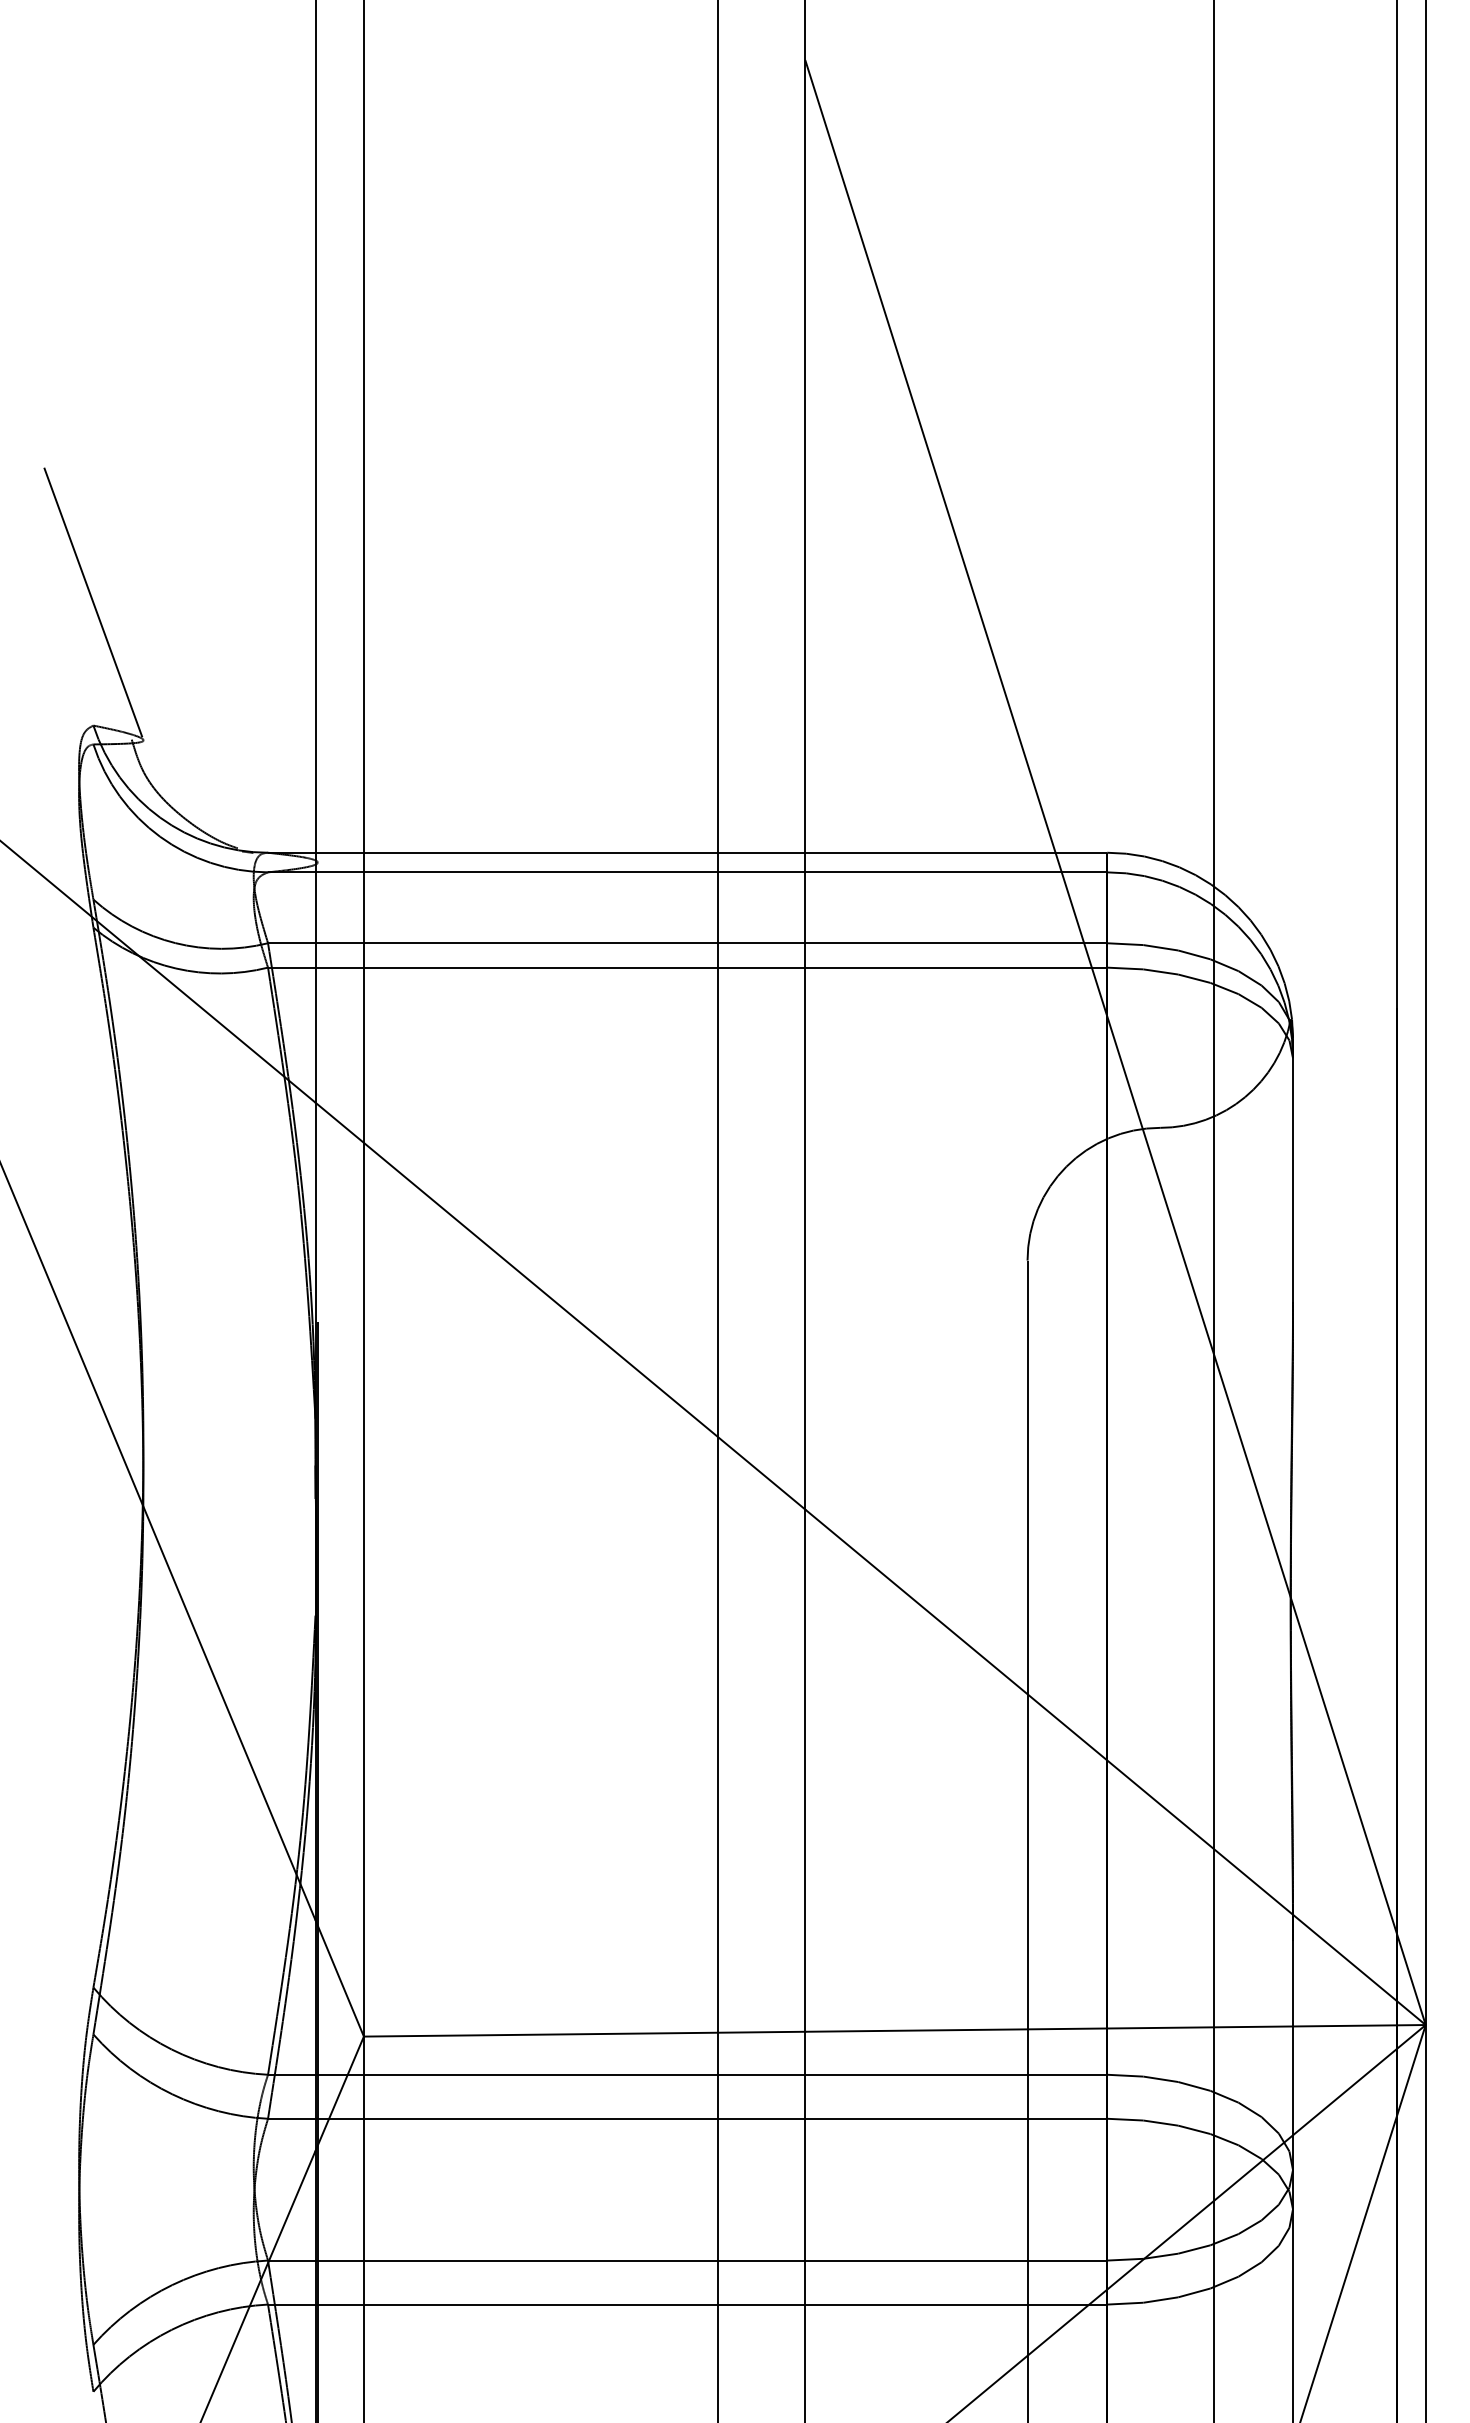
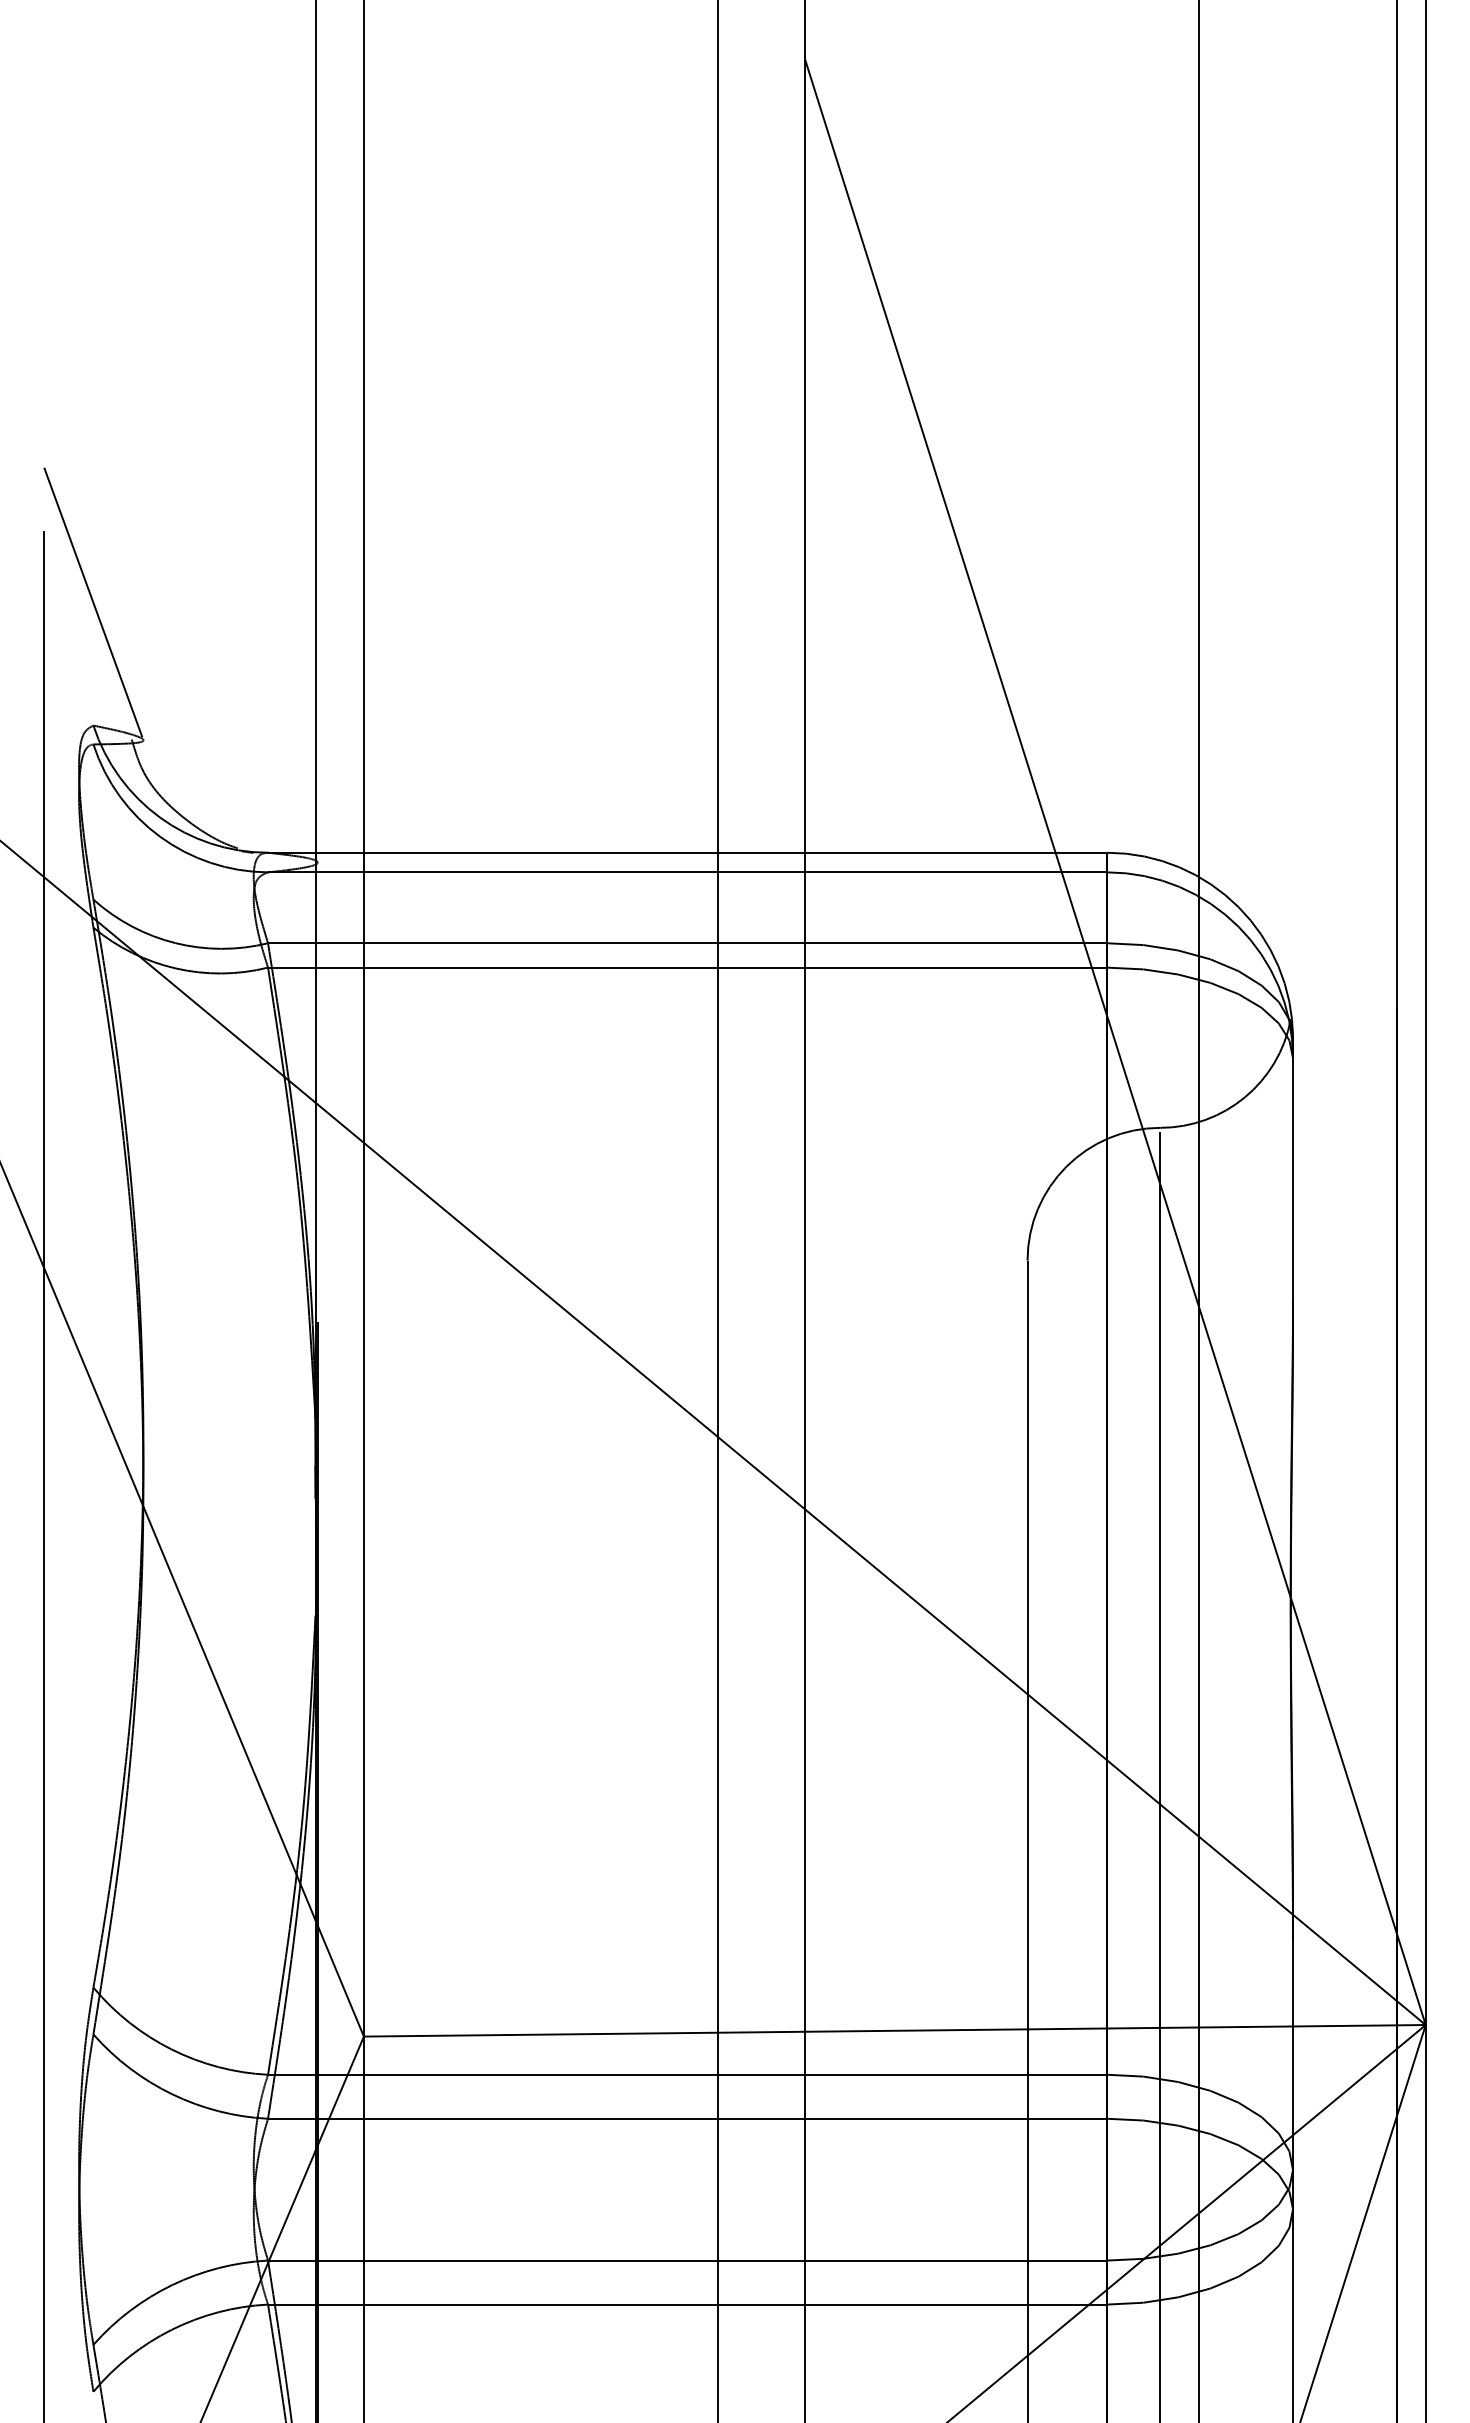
line position: (1213, 1210) -> (1198, 1210) (1198, 1210)
line: none -> present (44, 1448)
line: none -> present (1160, 1775)
